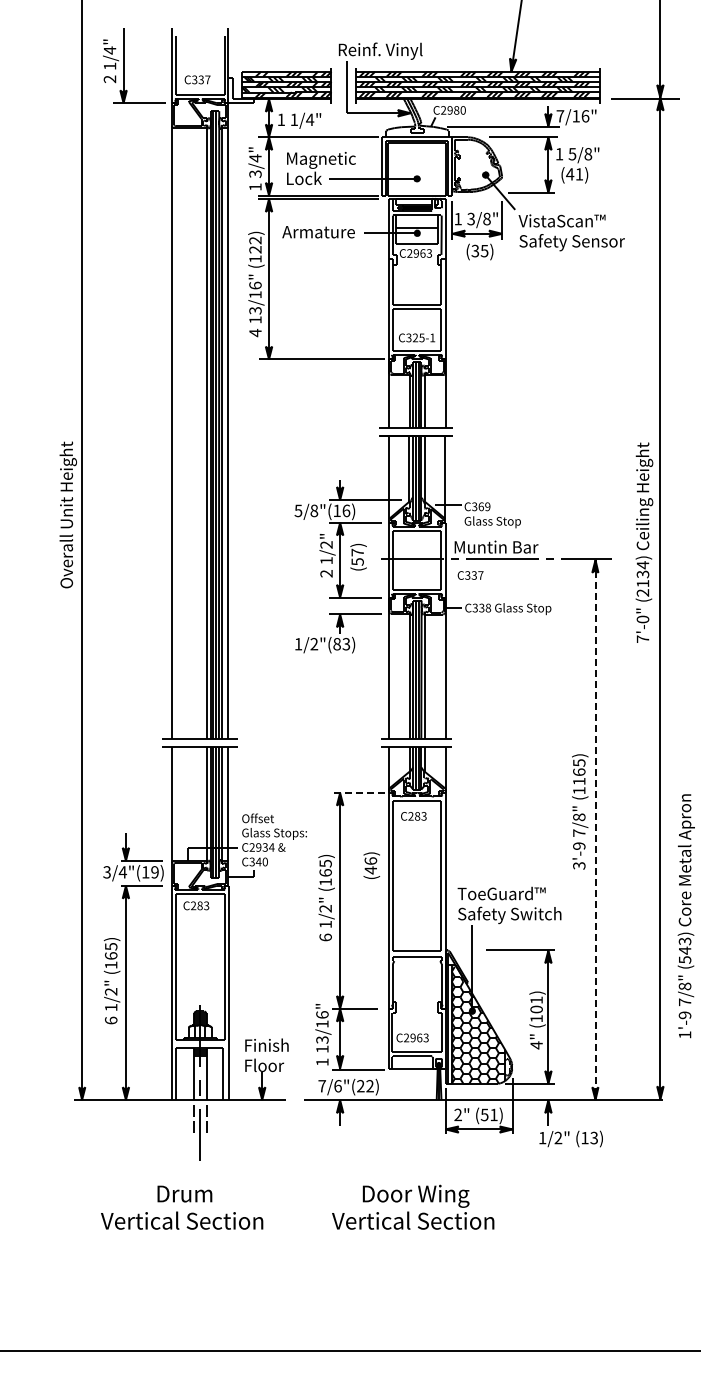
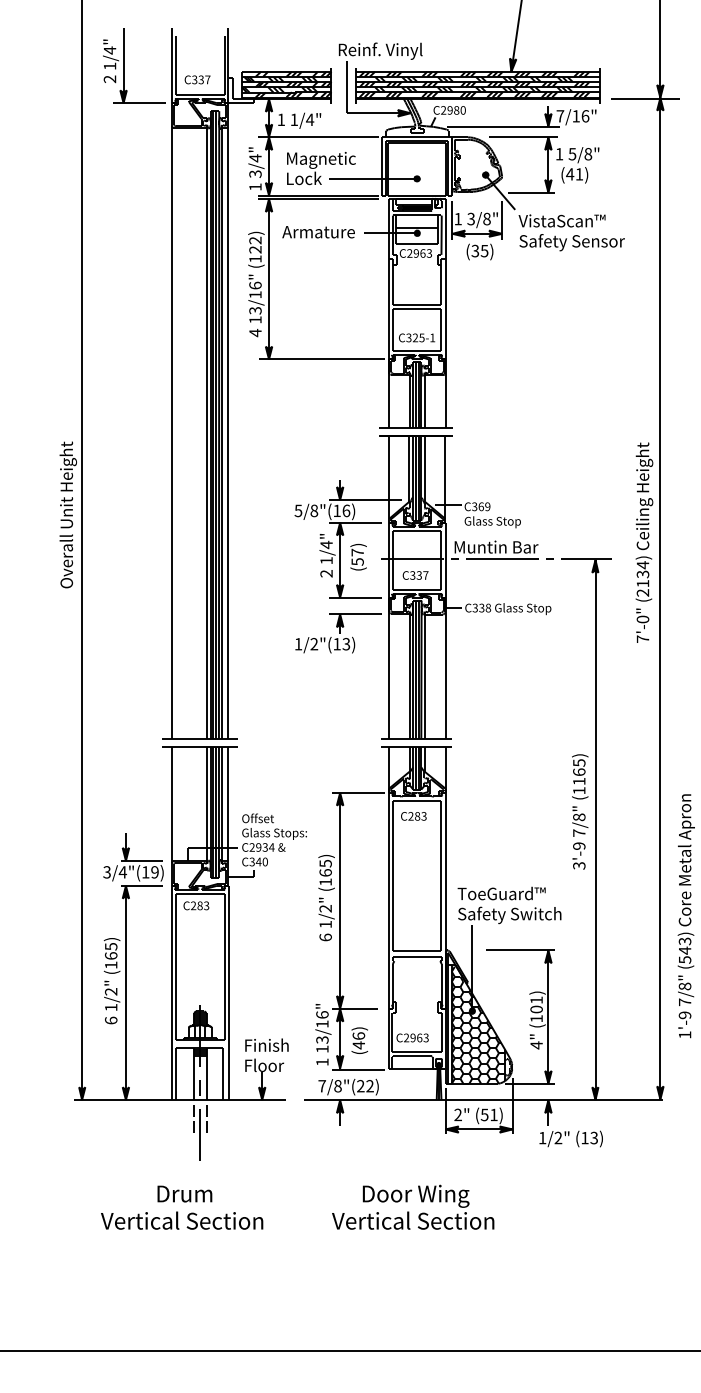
text: 1/2" -> 1/4" (326, 544)
text position: (470, 575) -> (415, 575) (415, 575)
text: 1/2"(83) -> 1/2"(13) (336, 644)
line: dashed -> solid (358, 792)
line: dashed -> solid (595, 830)
text position: (371, 865) -> (359, 1040) (359, 1040)
text: 7/6"(22) -> 7/8"(22) (337, 1086)
